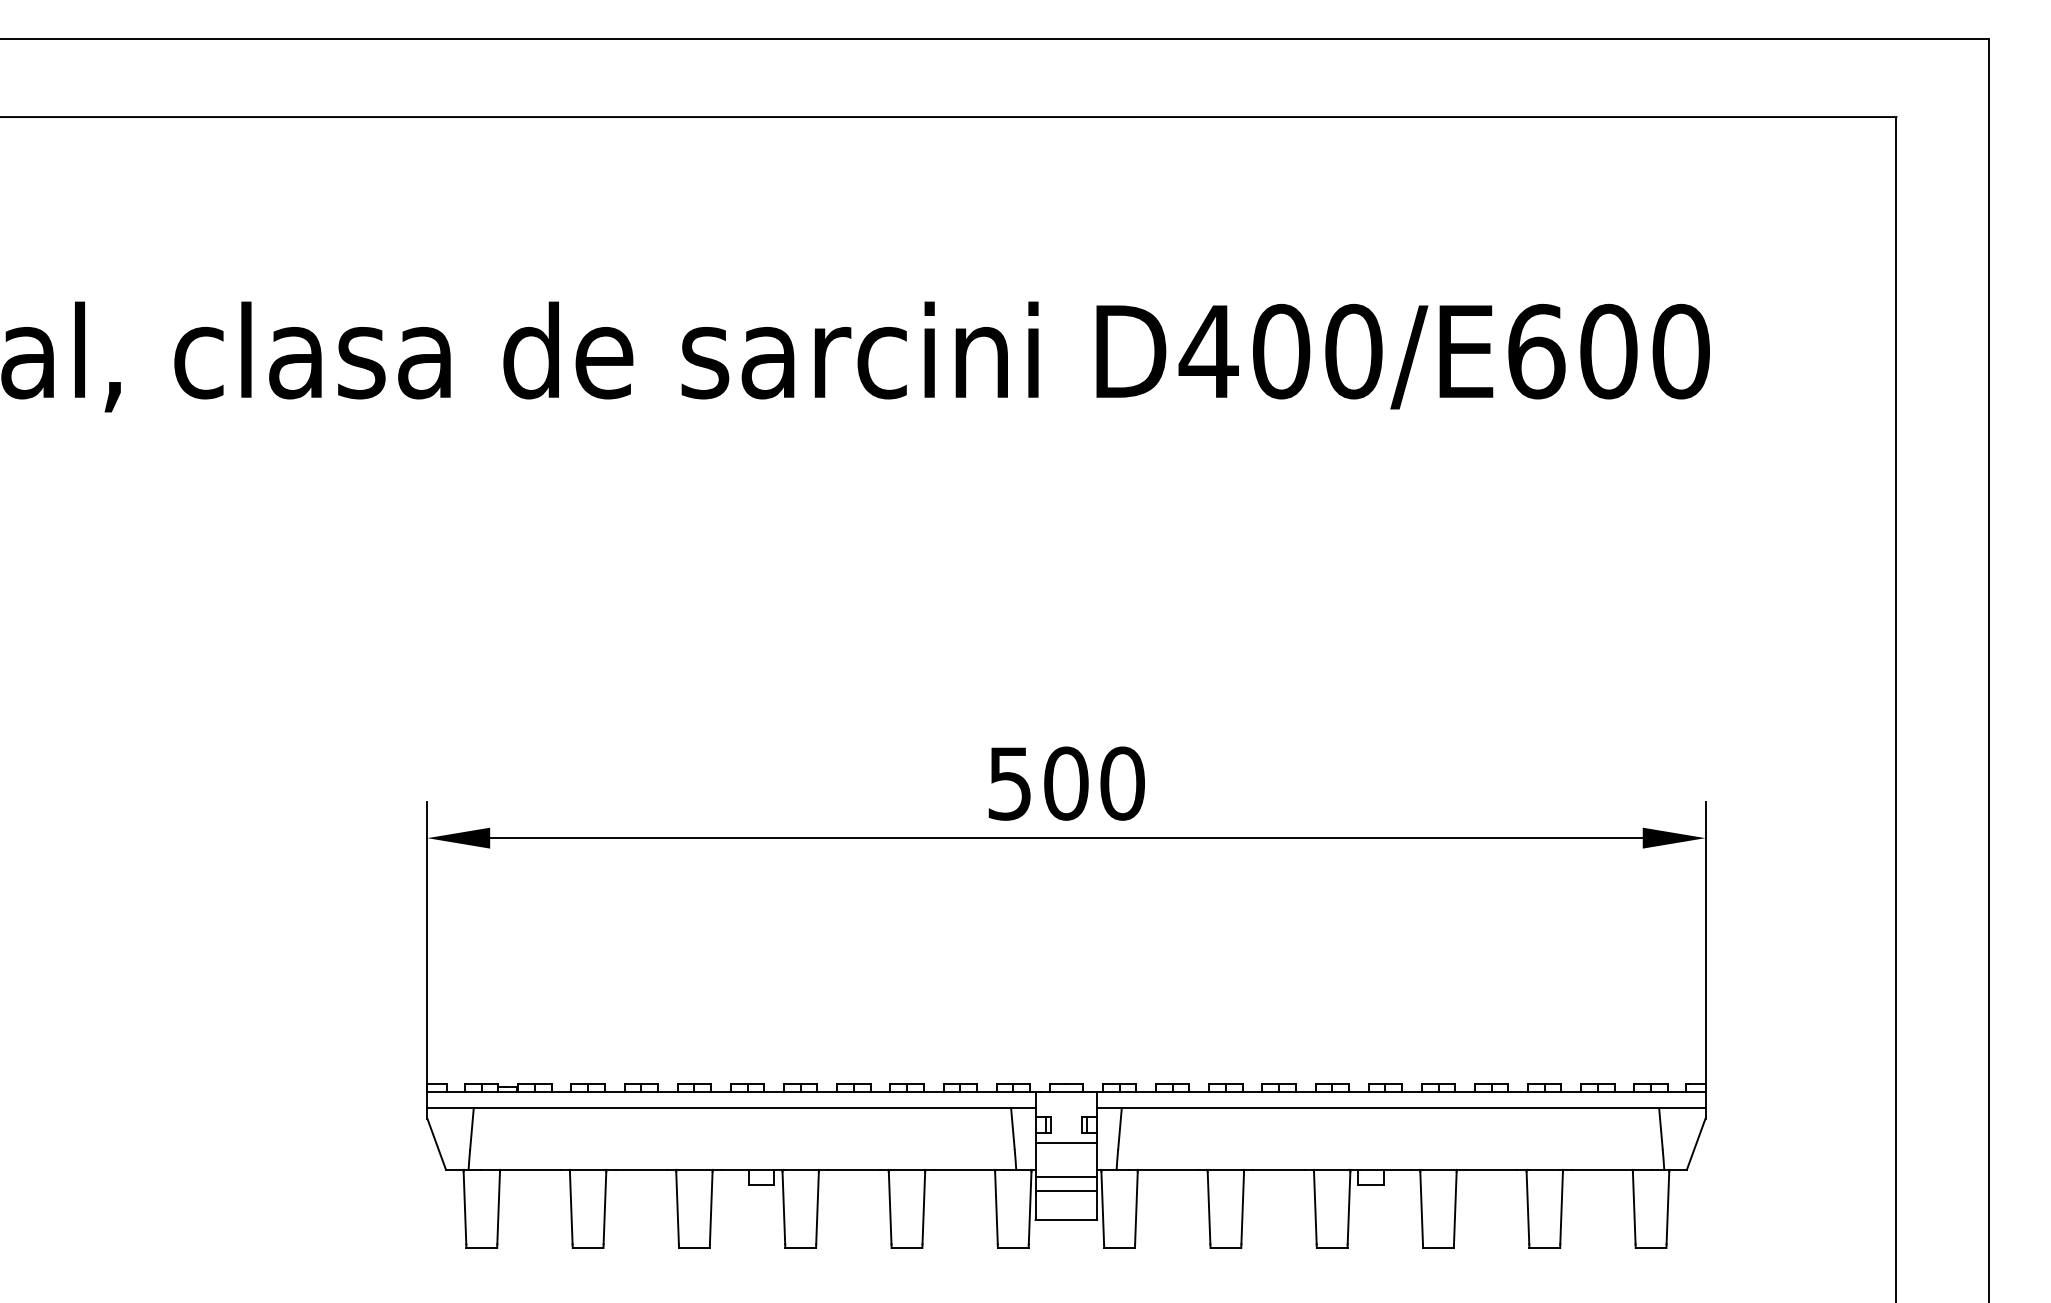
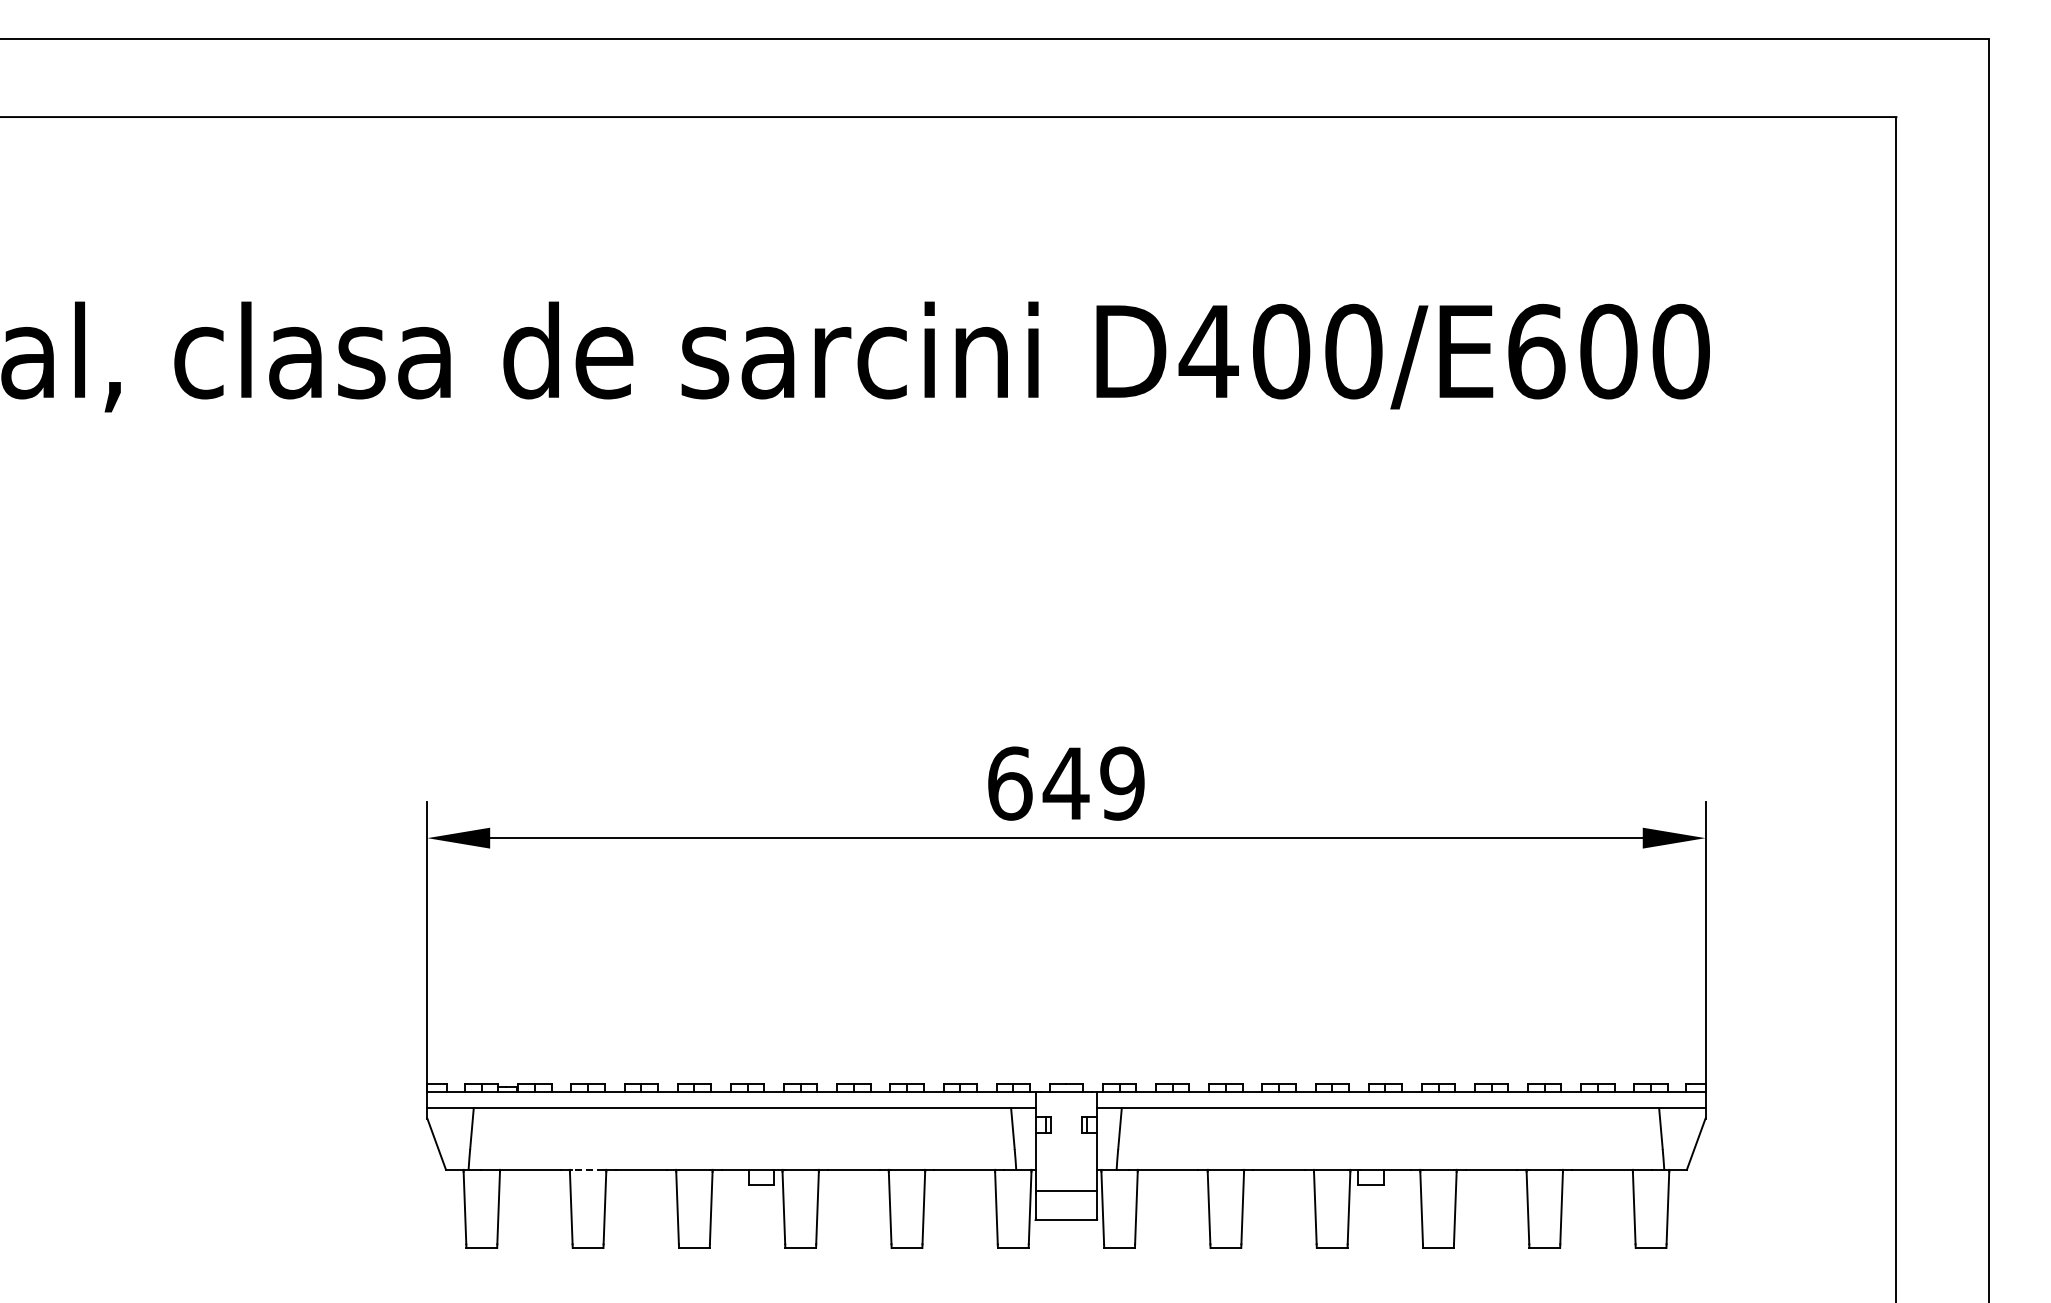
text: 500 -> 649 (1066, 783)
line: present -> none (1066, 1142)
line: solid -> dashed (588, 1169)
line: present -> none (1066, 1177)
